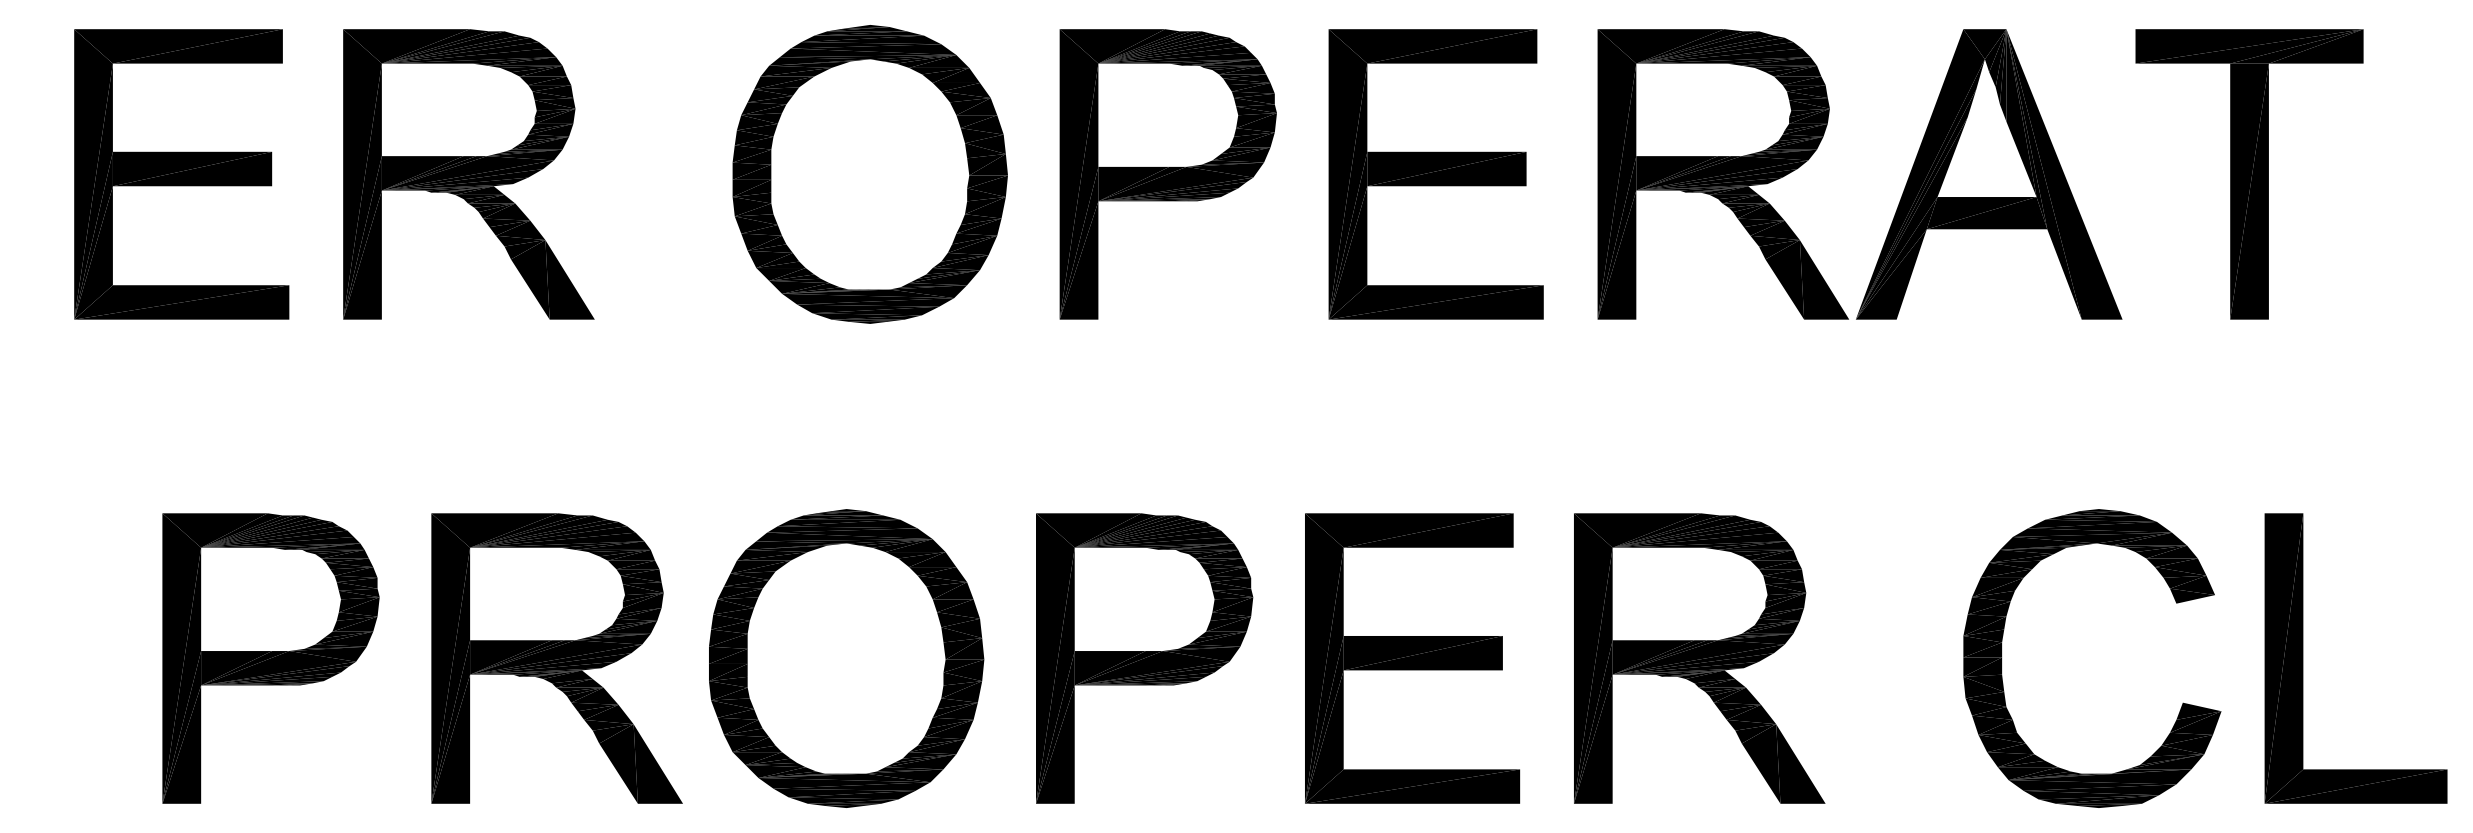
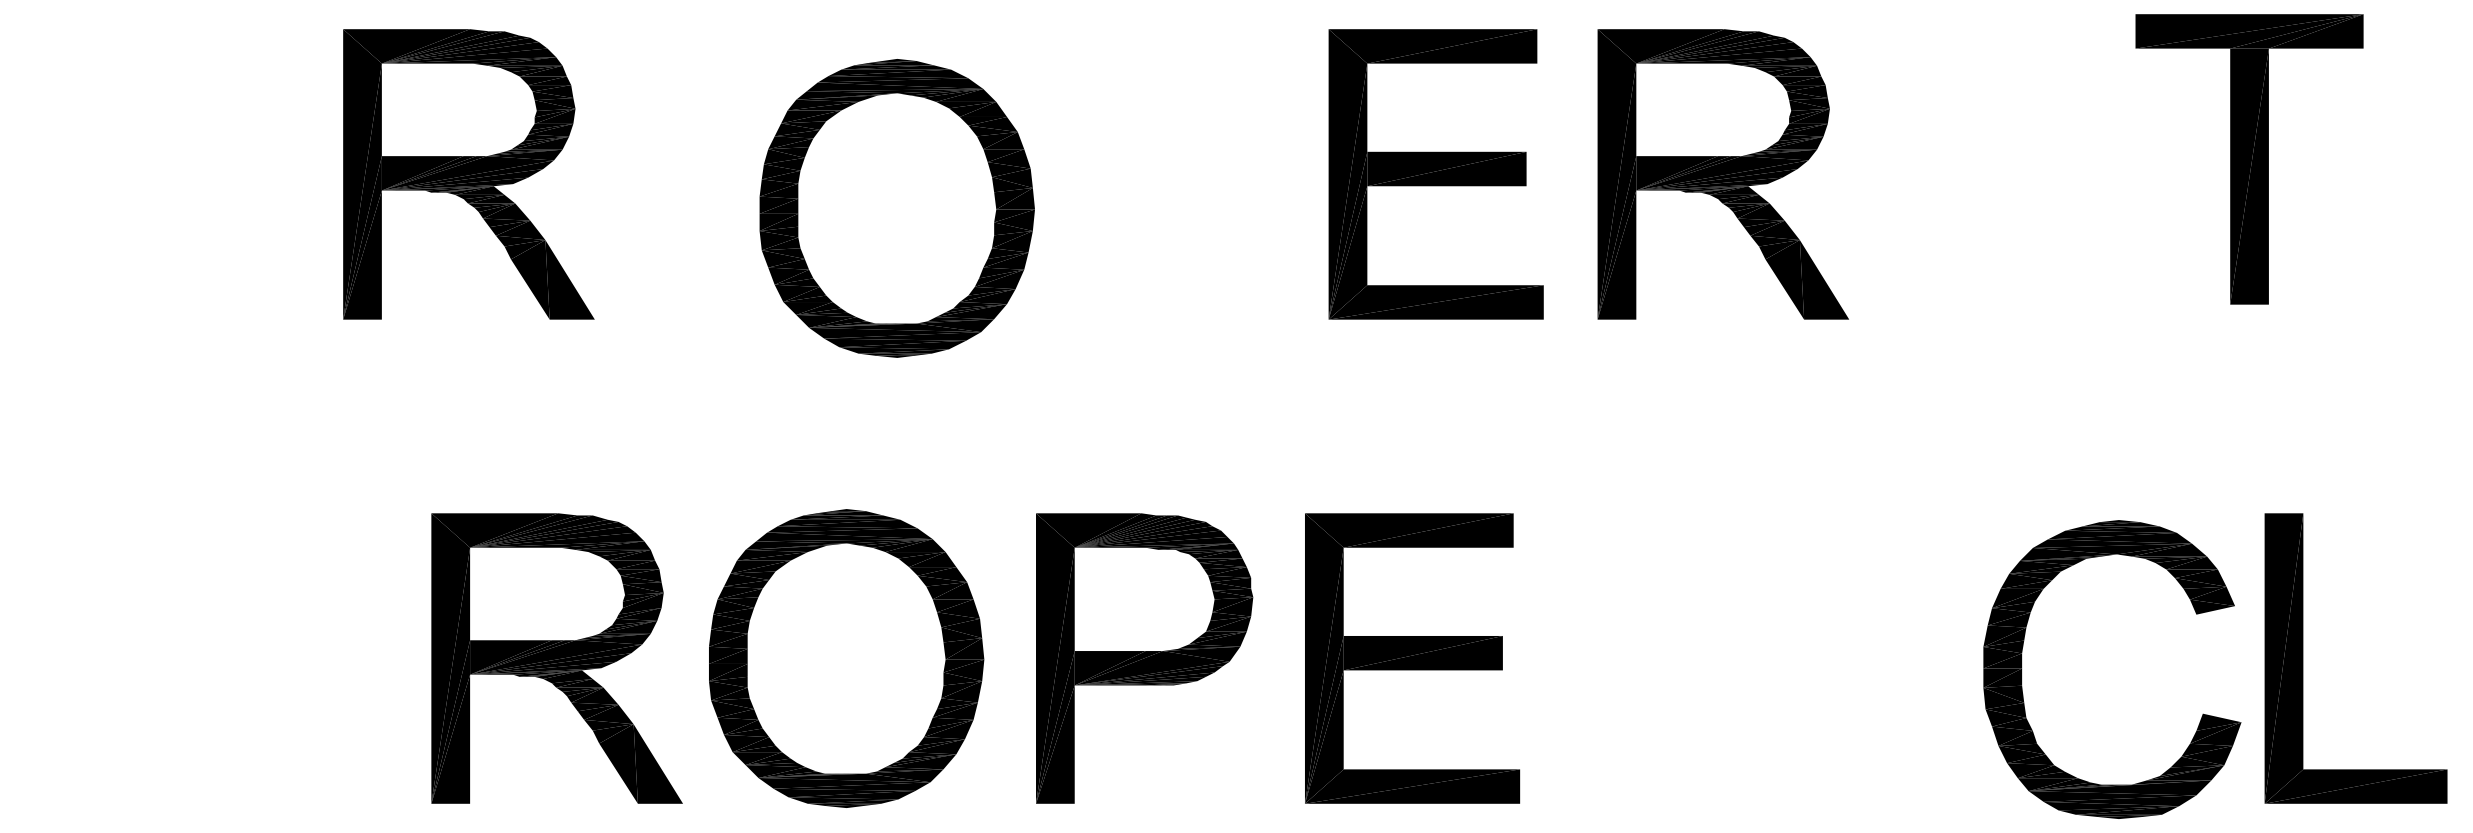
part: present -> none (181, 174)
part position: (869, 174) -> (896, 208) (896, 208)
part: present -> none (1167, 174)
part: present -> none (1989, 174)
part position: (2249, 174) -> (2249, 159) (2249, 159)
part: present -> none (270, 658)
part: present -> none (1699, 658)
part position: (2002, 658) -> (2022, 669) (2022, 669)
